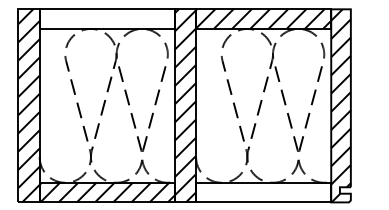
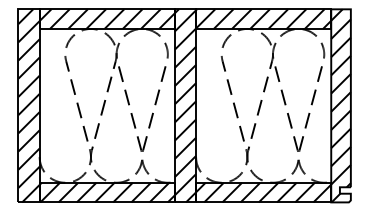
hatch: none -> present (106, 18)
hatch: none -> present (263, 192)
